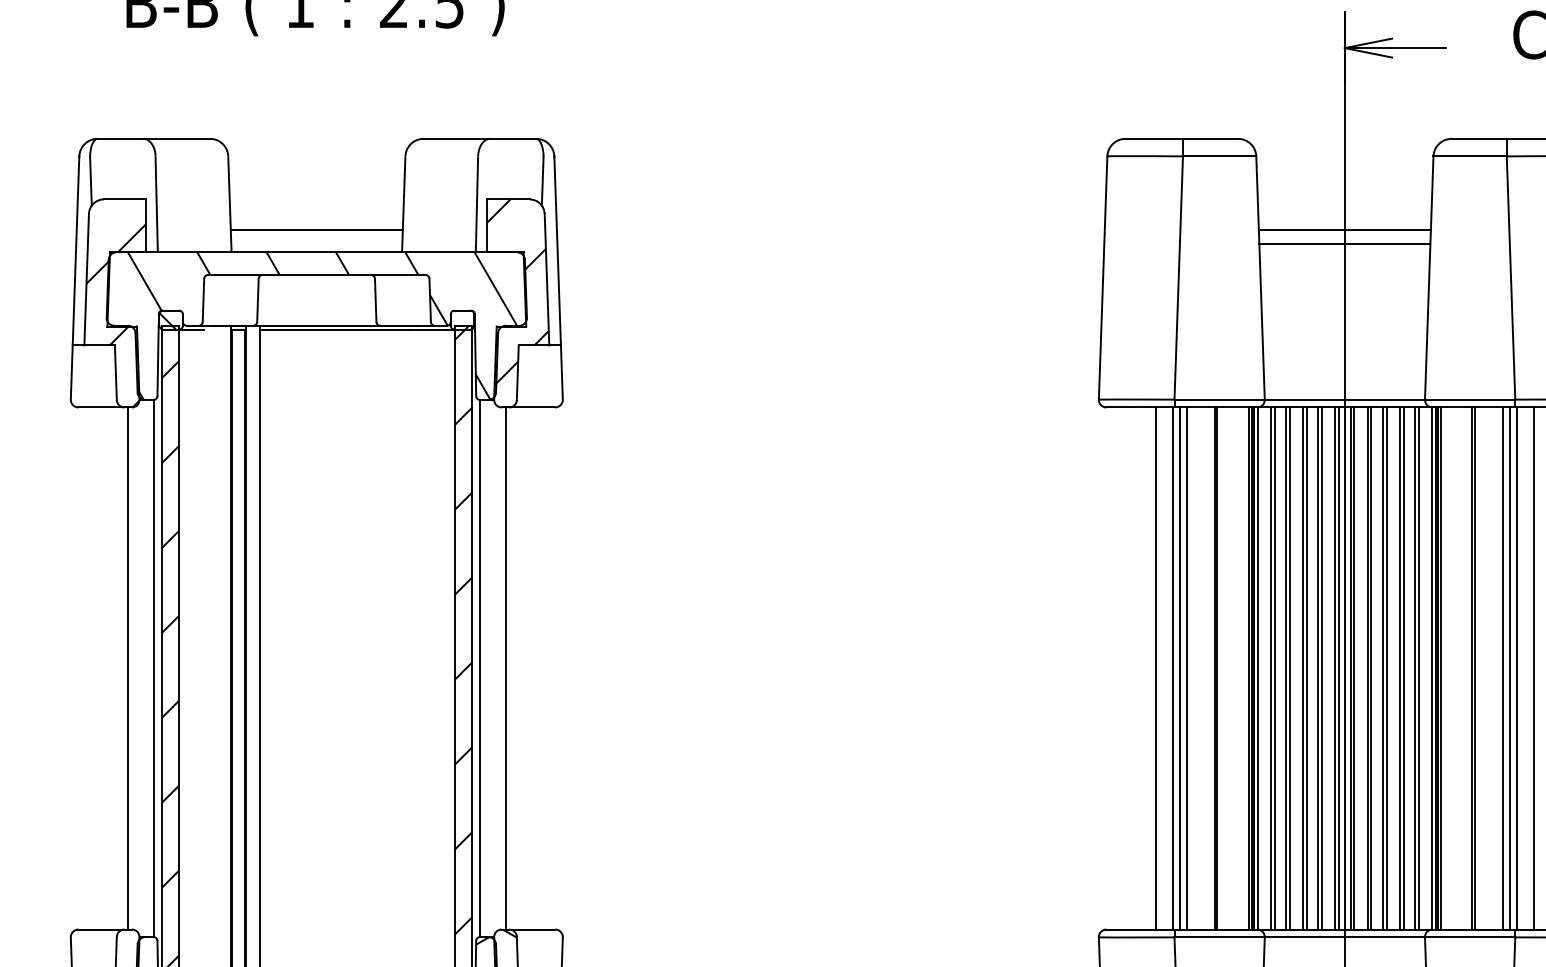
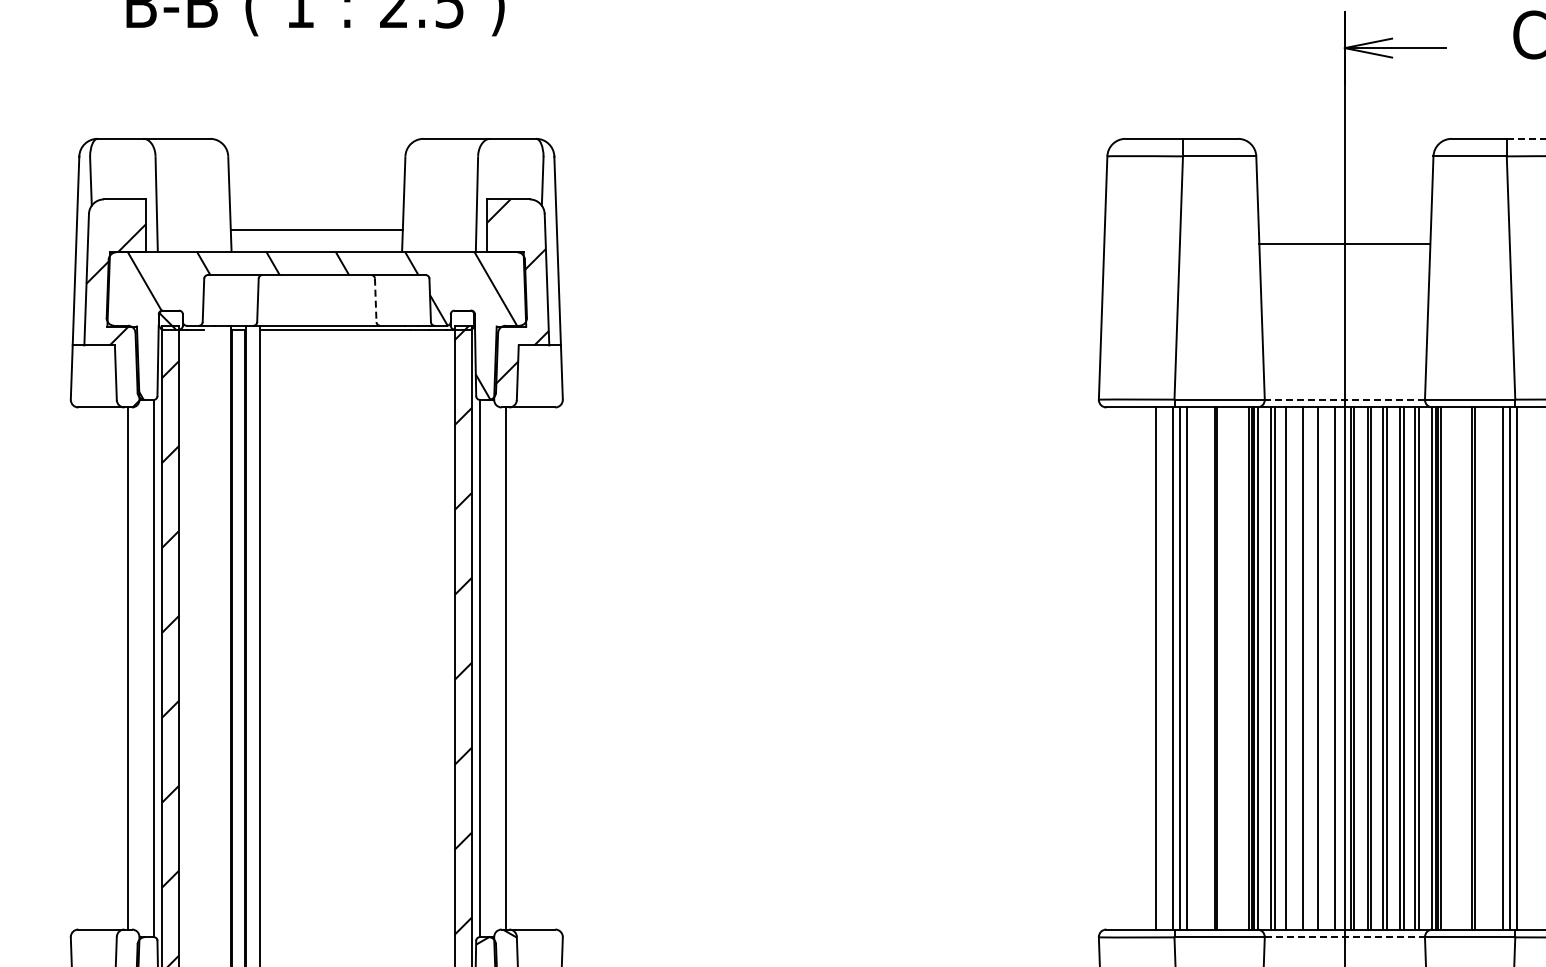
line: solid -> dashed (1526, 138)
line: present -> none (1344, 229)
line: solid -> dashed (375, 300)
line: solid -> dashed (1344, 399)
line: present -> none (1290, 668)
line: present -> none (1307, 668)
line: present -> none (1322, 668)
line: present -> none (1339, 668)
line: present -> none (1534, 668)
line: solid -> dashed (1345, 937)
